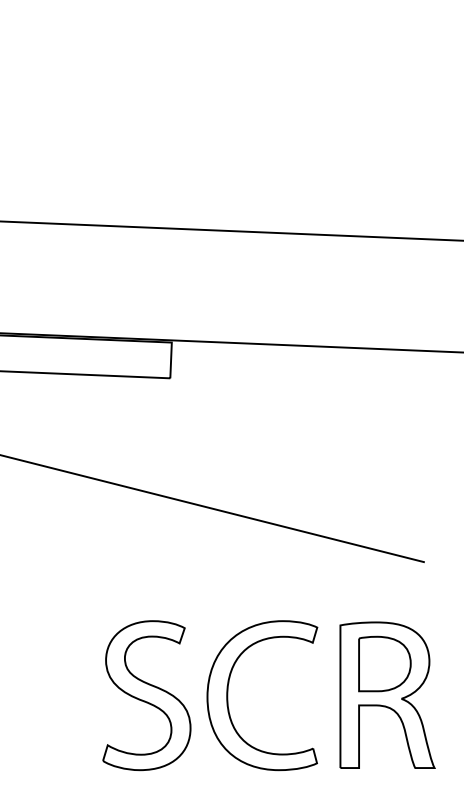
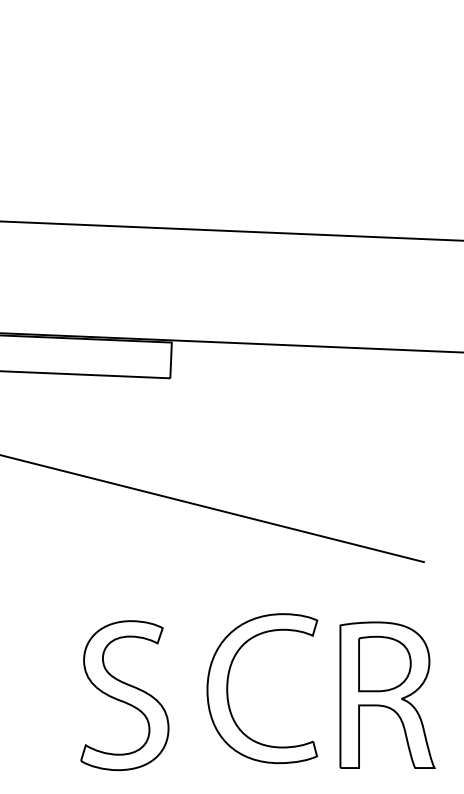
part position: (146, 695) -> (124, 695) (124, 695)
part position: (228, 695) -> (228, 688) (228, 688)
